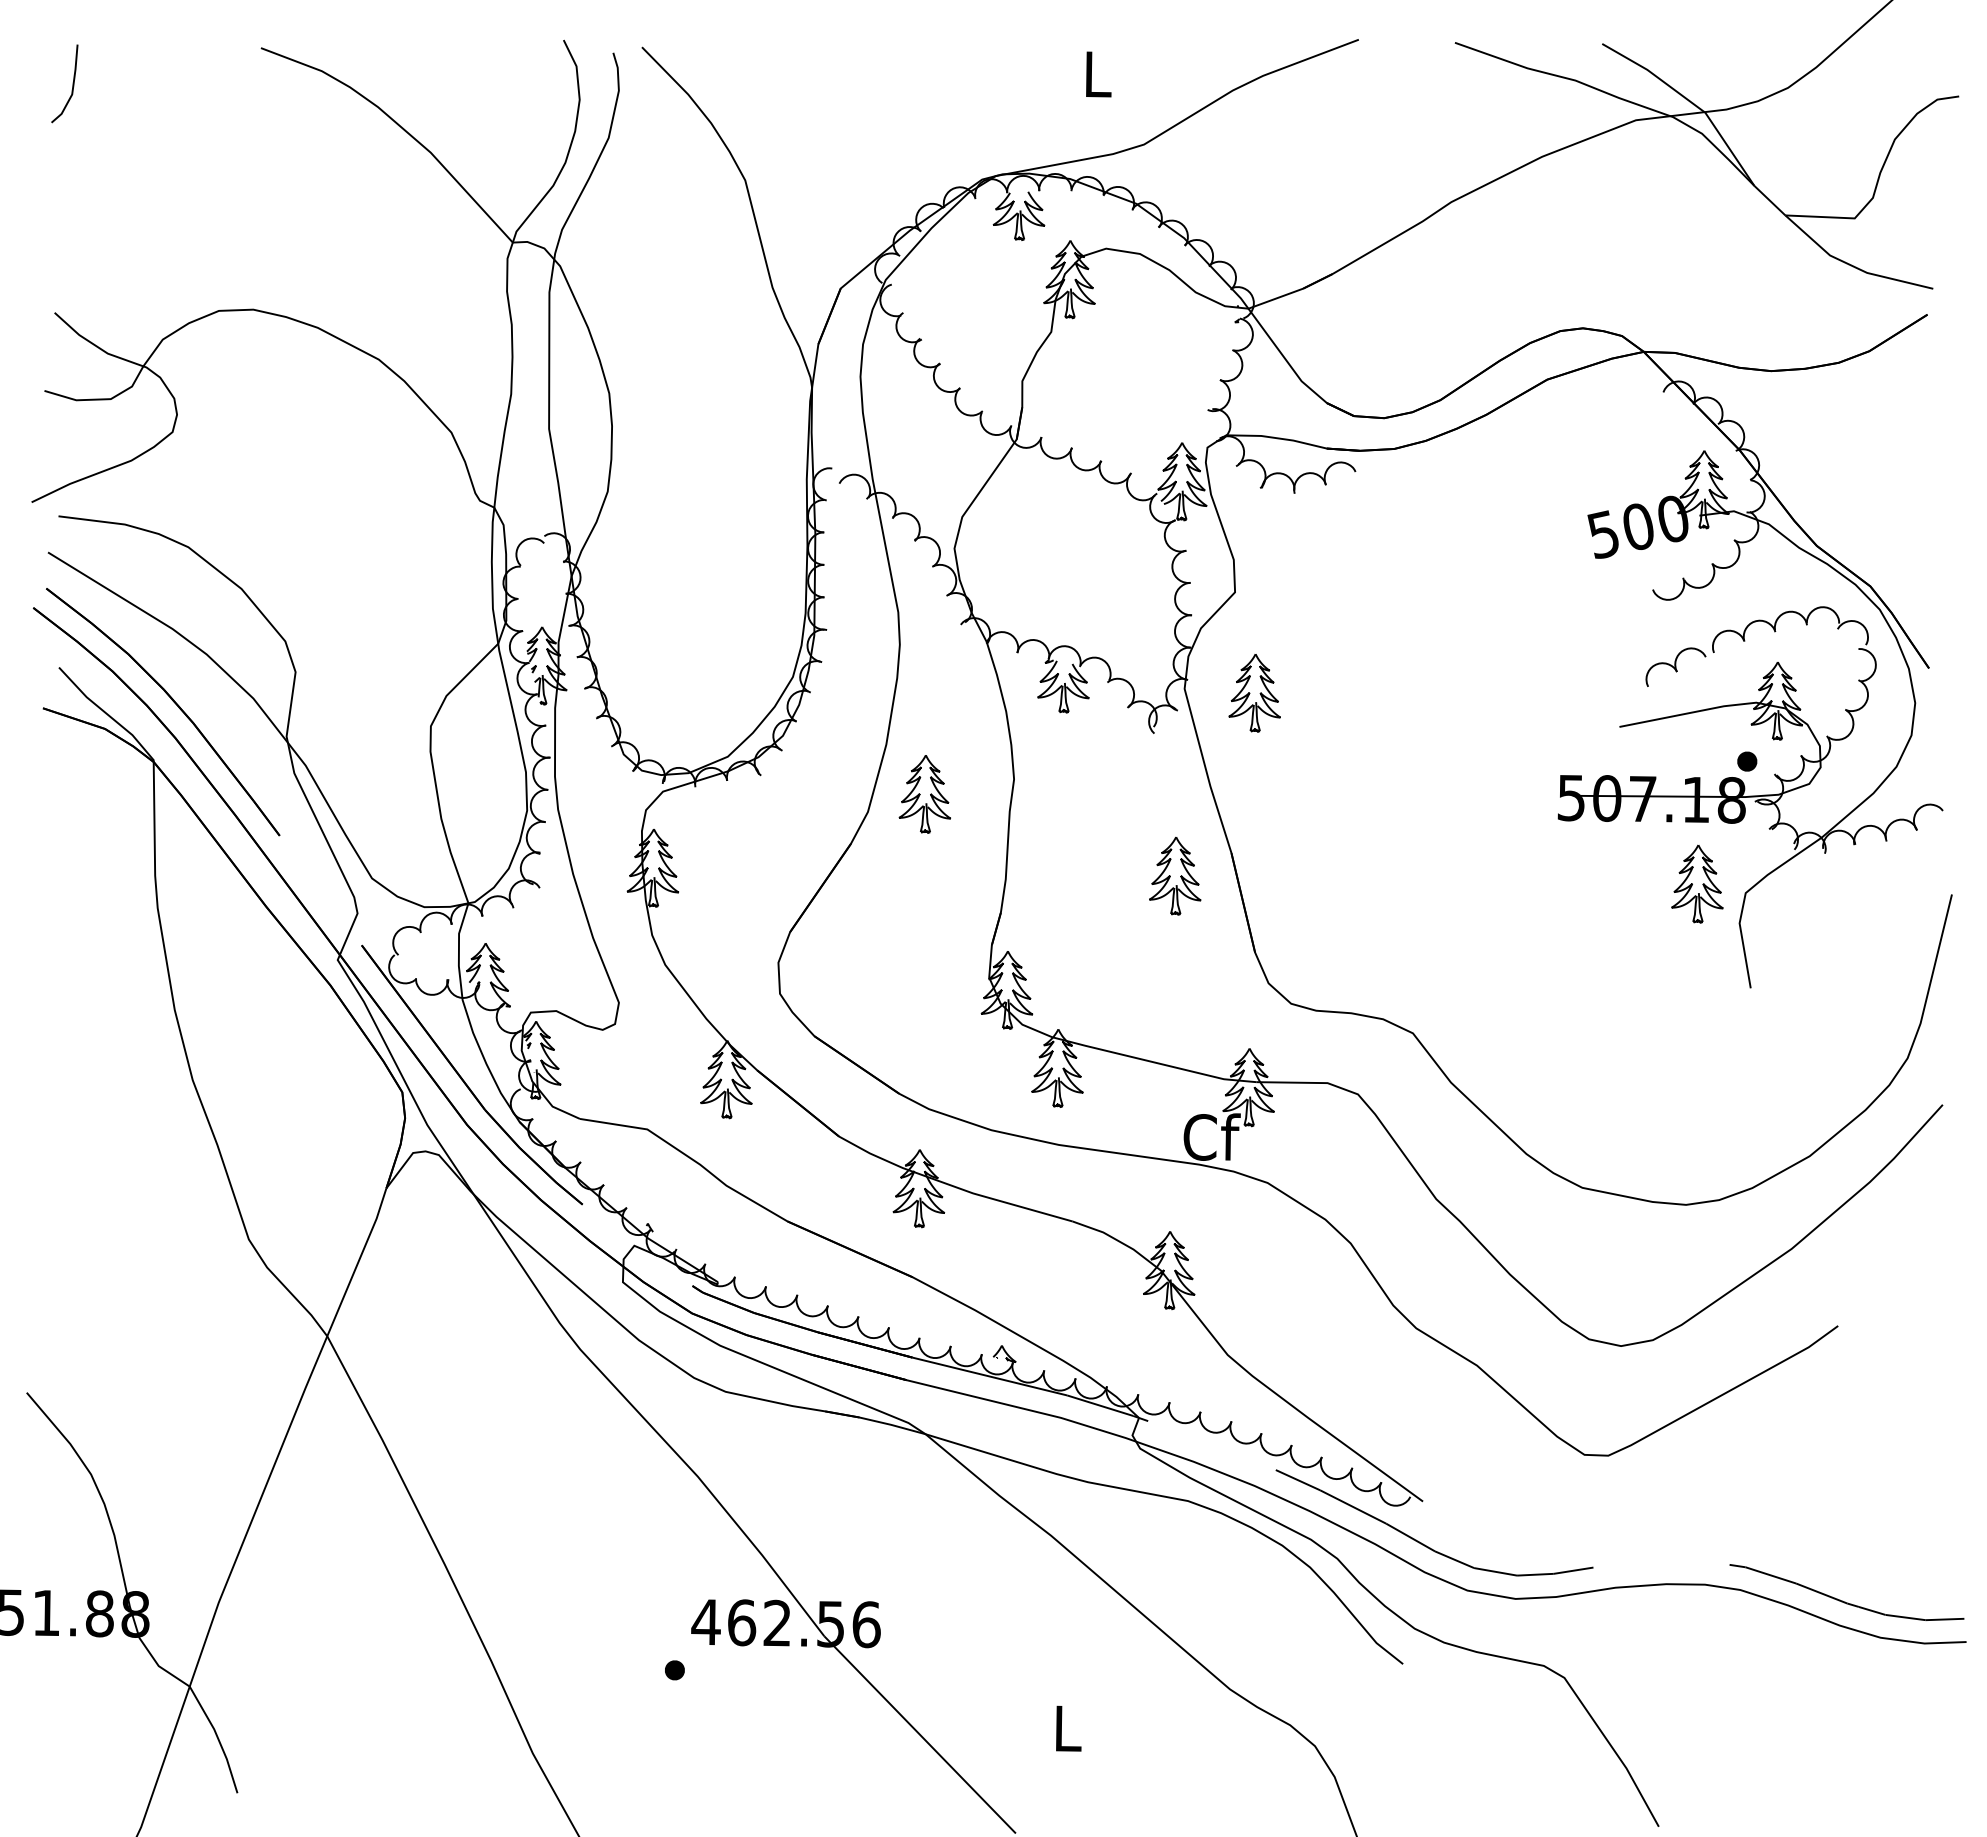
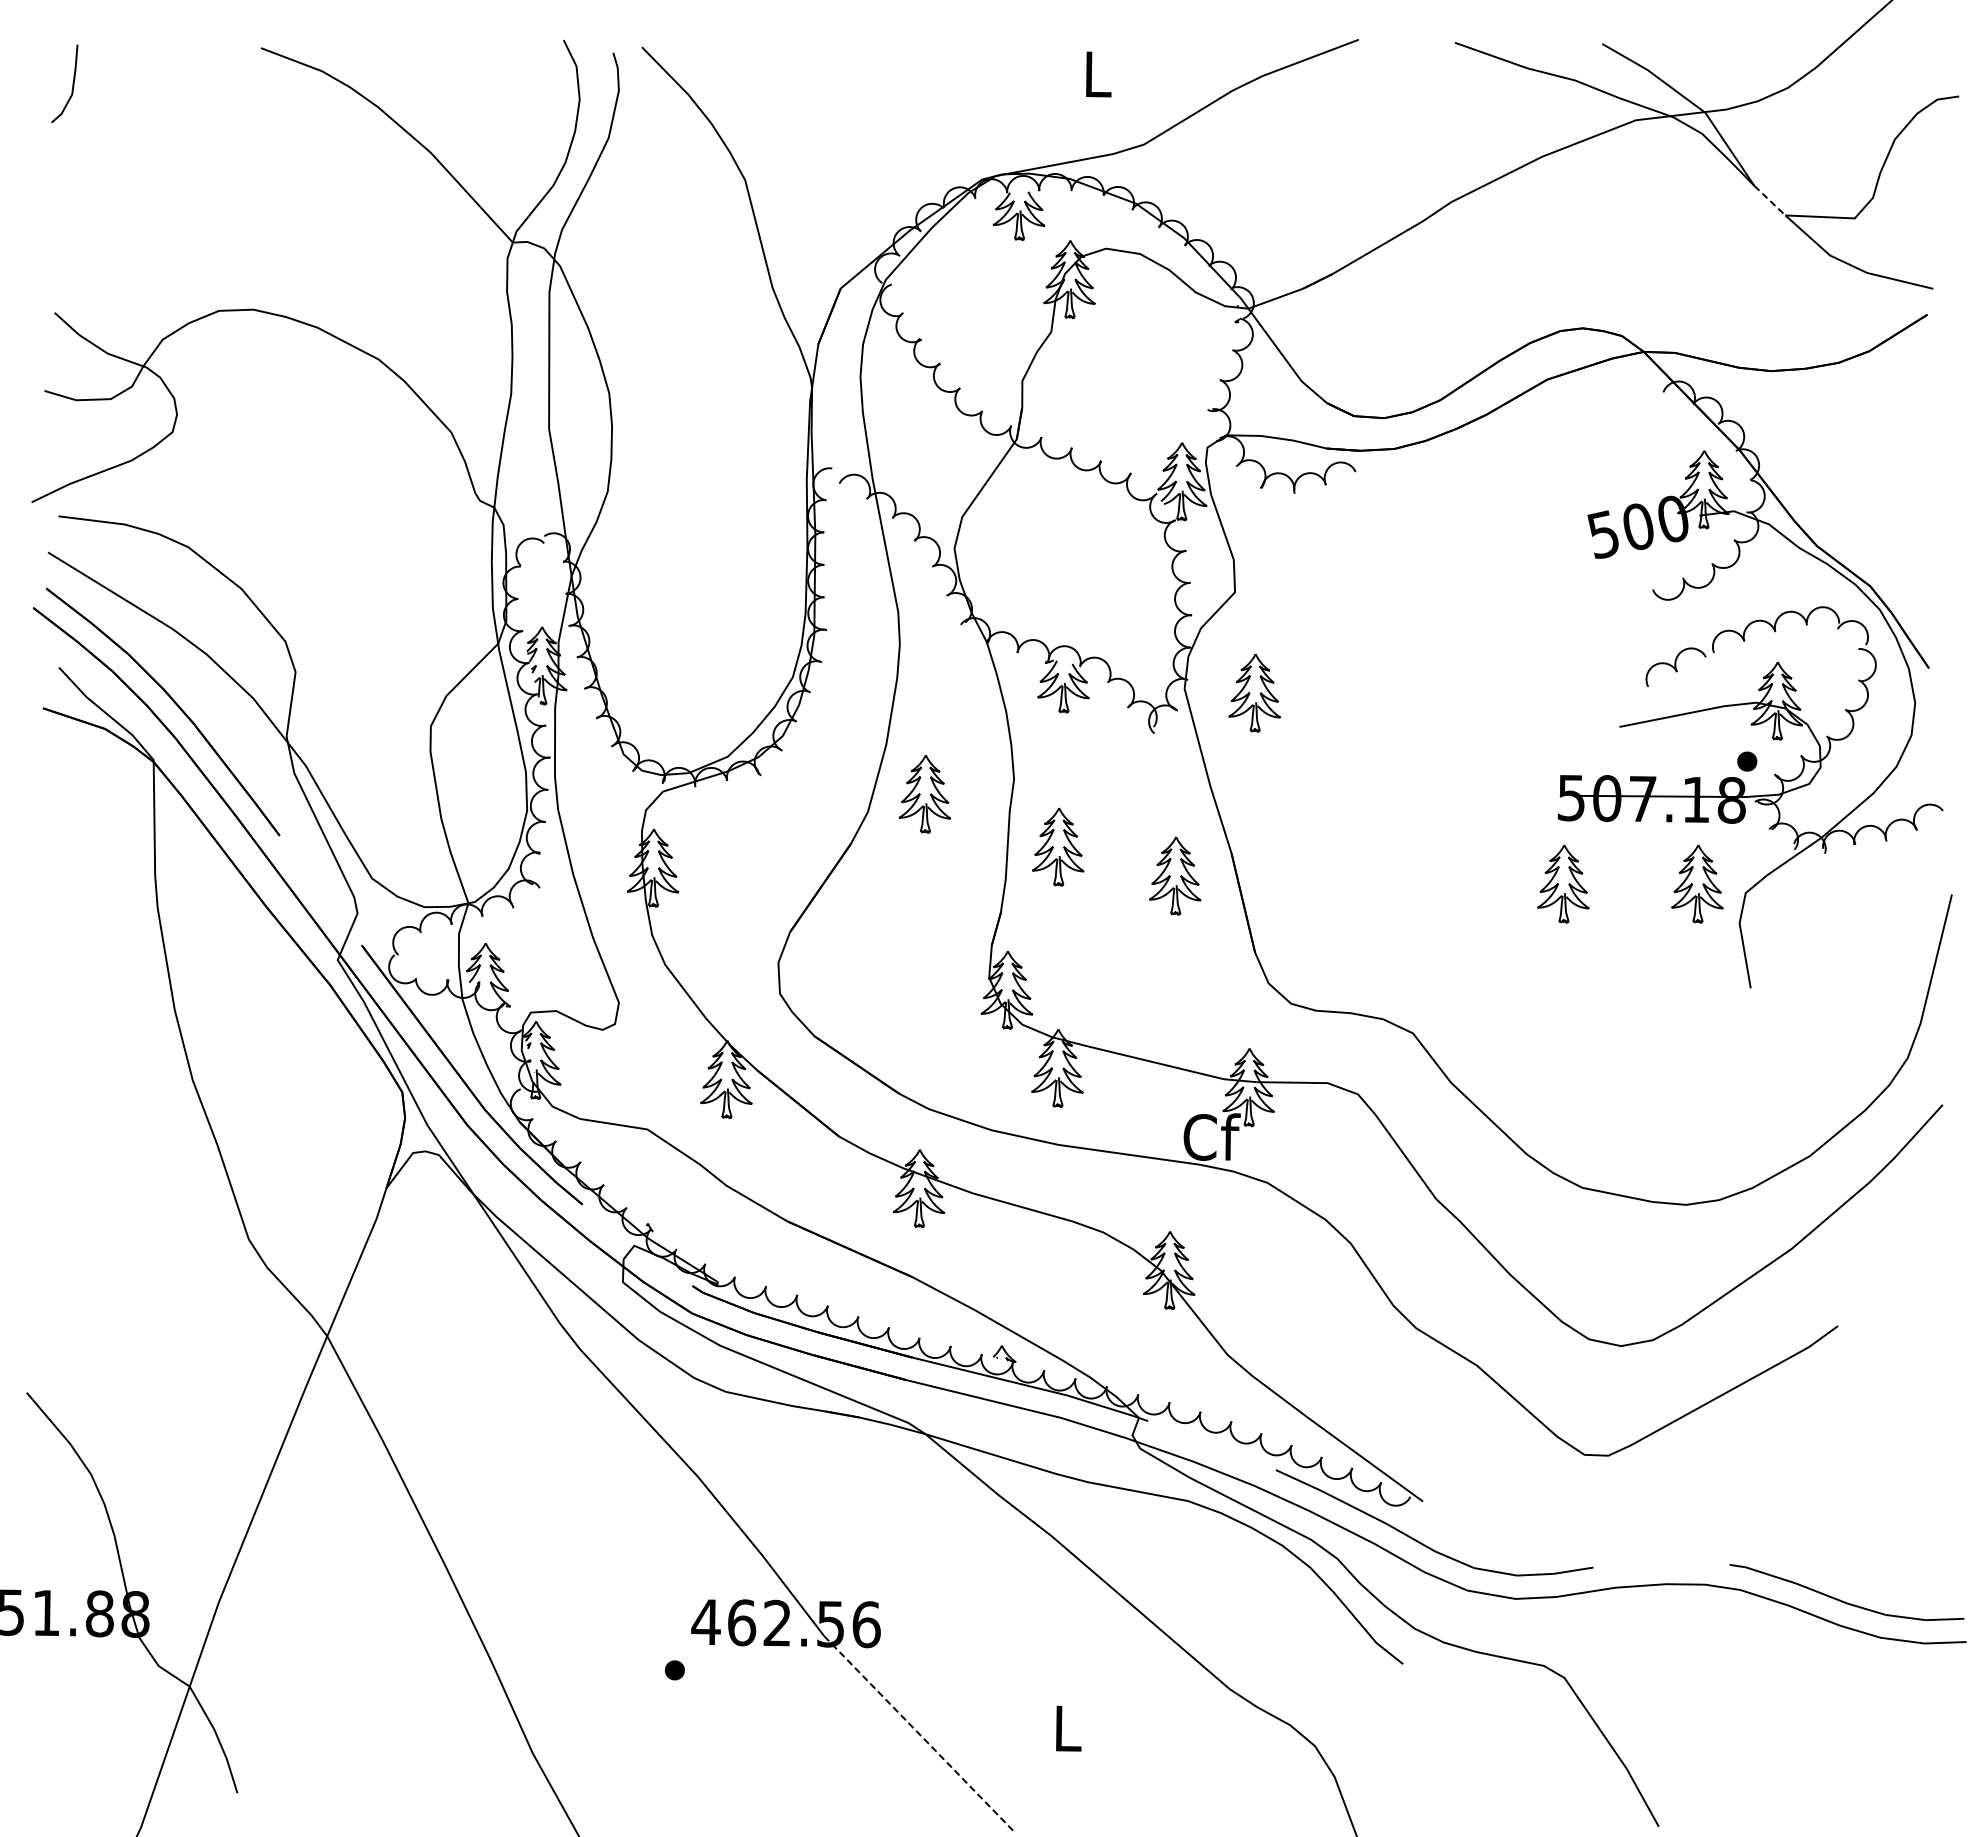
line: solid -> dashed (1770, 201)
part: none -> present (1058, 846)
part: none -> present (1563, 883)
line: solid -> dashed (920, 1735)
